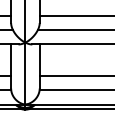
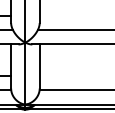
line: present -> none (75, 15)
line: present -> none (75, 76)
